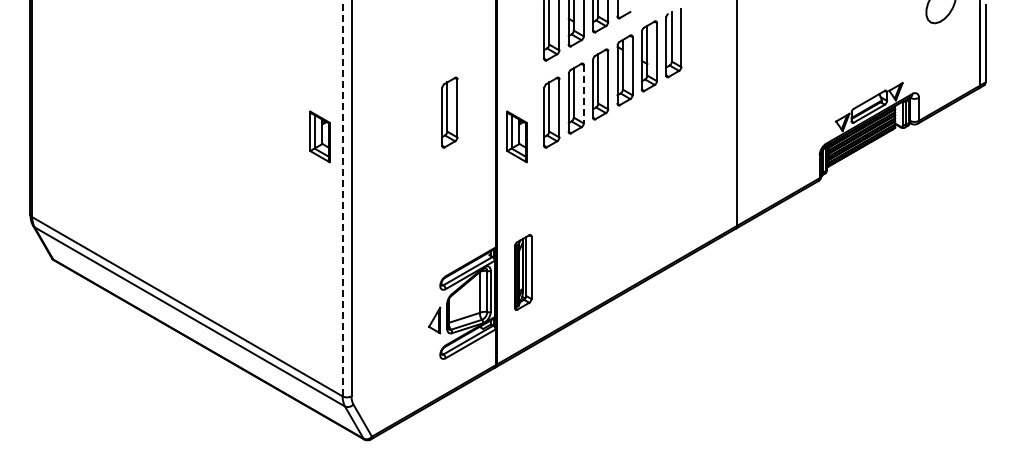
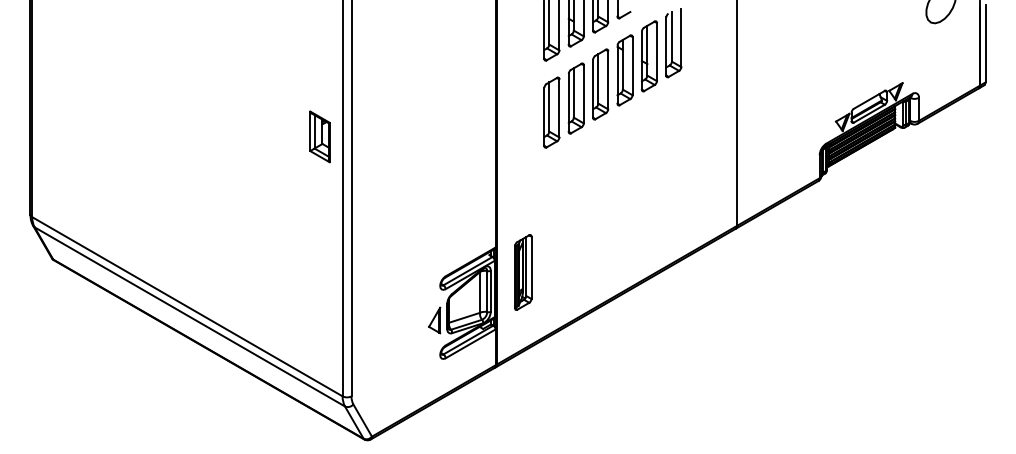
line: dashed -> solid (583, 94)
part: present -> none (449, 112)
part: present -> none (516, 136)
line: dashed -> solid (342, 197)
